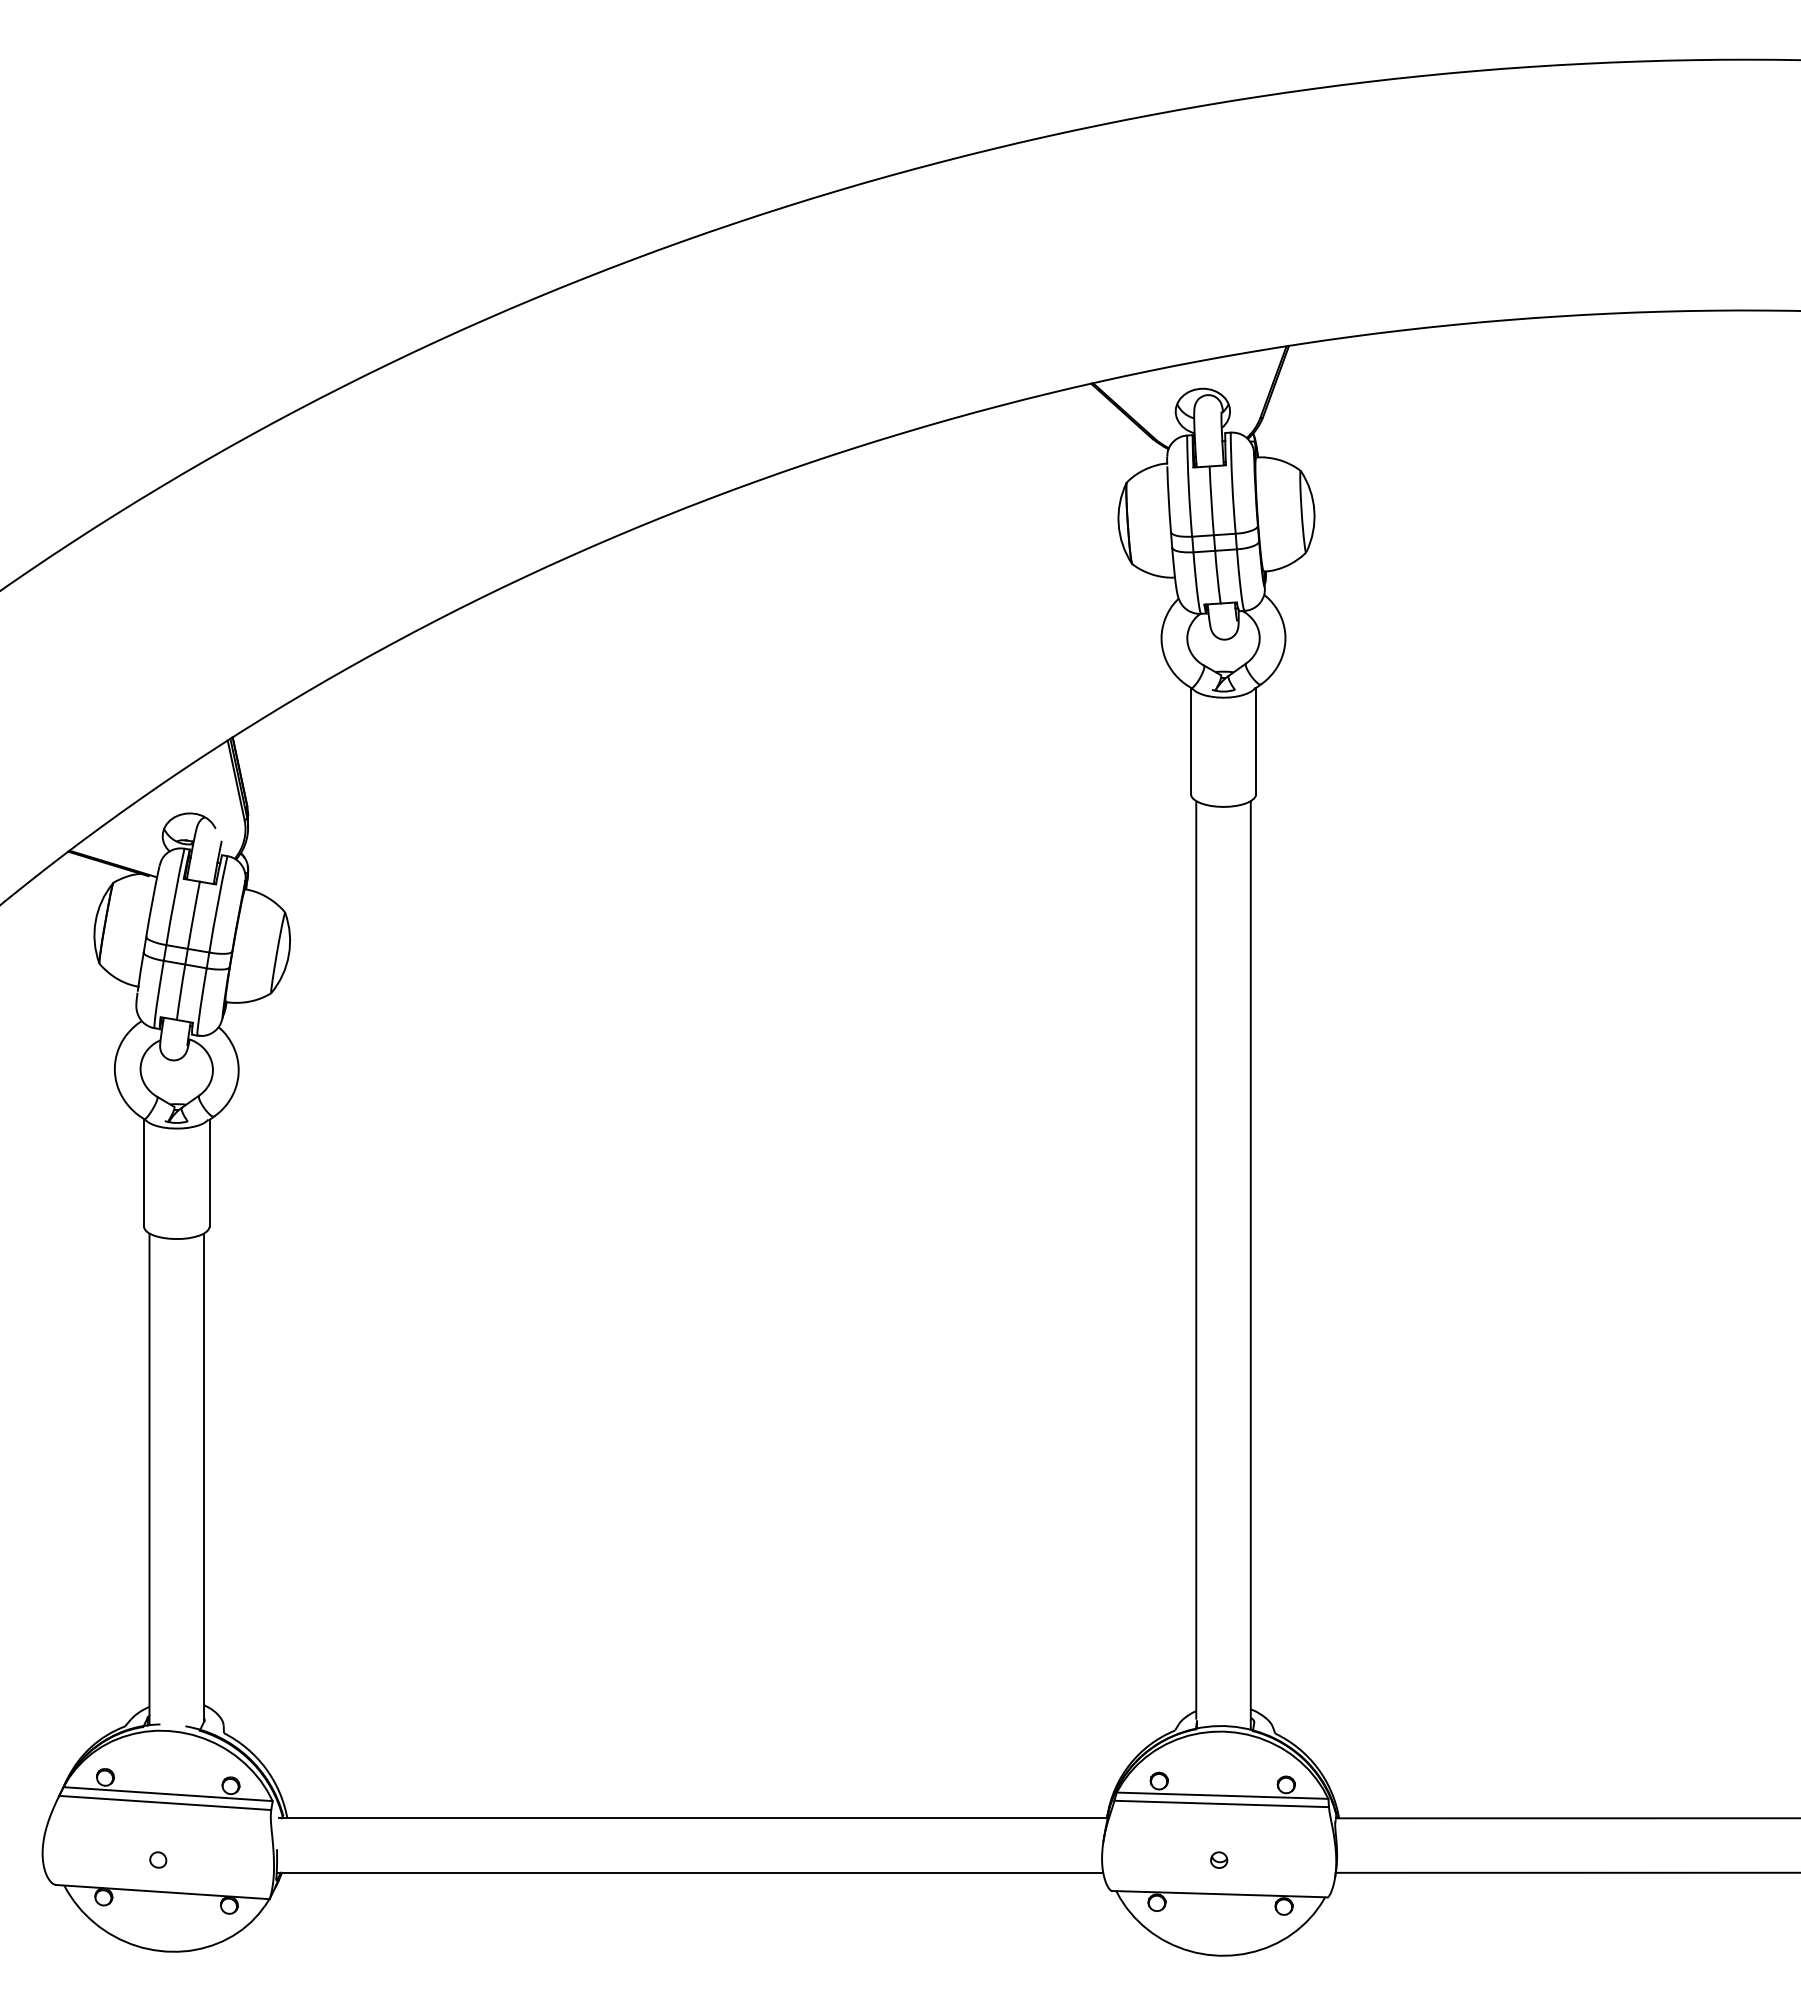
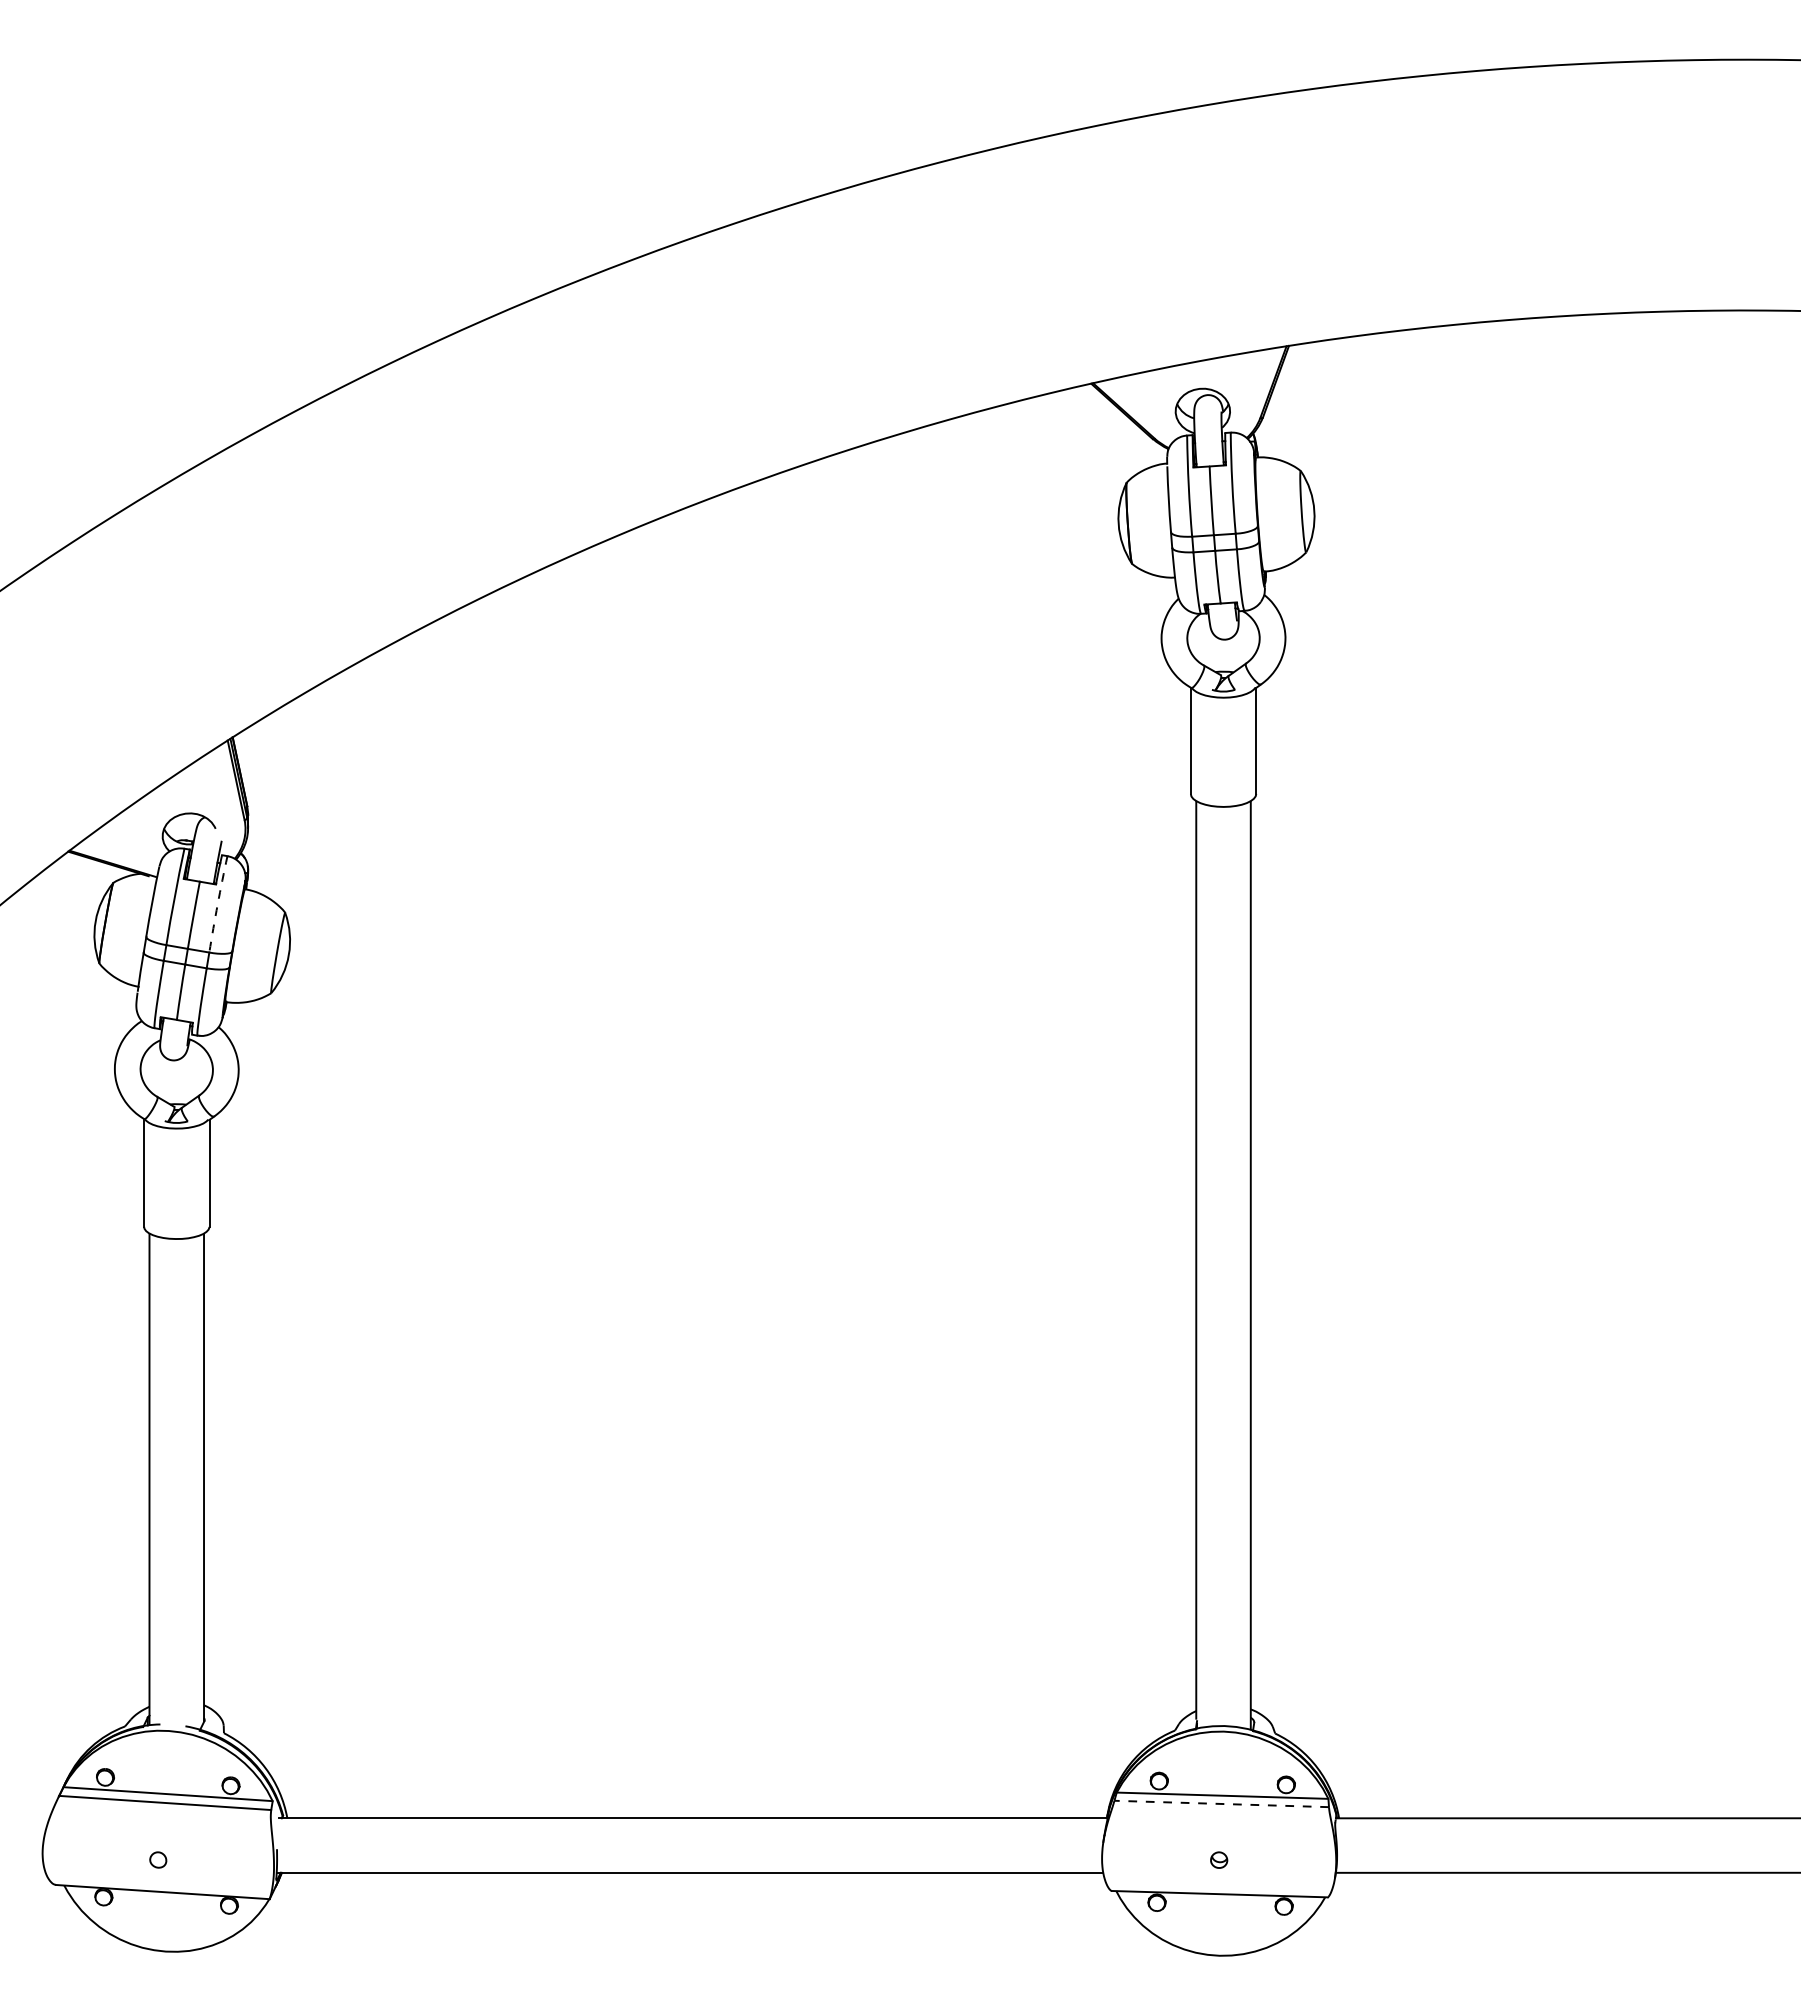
arc: solid -> dashed (217, 904)
line: solid -> dashed (1221, 1803)
